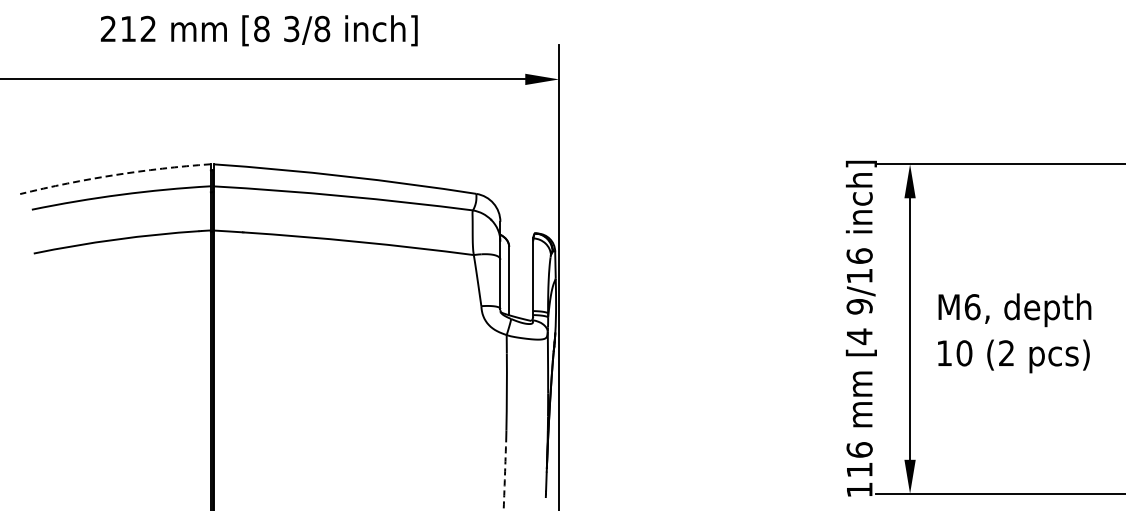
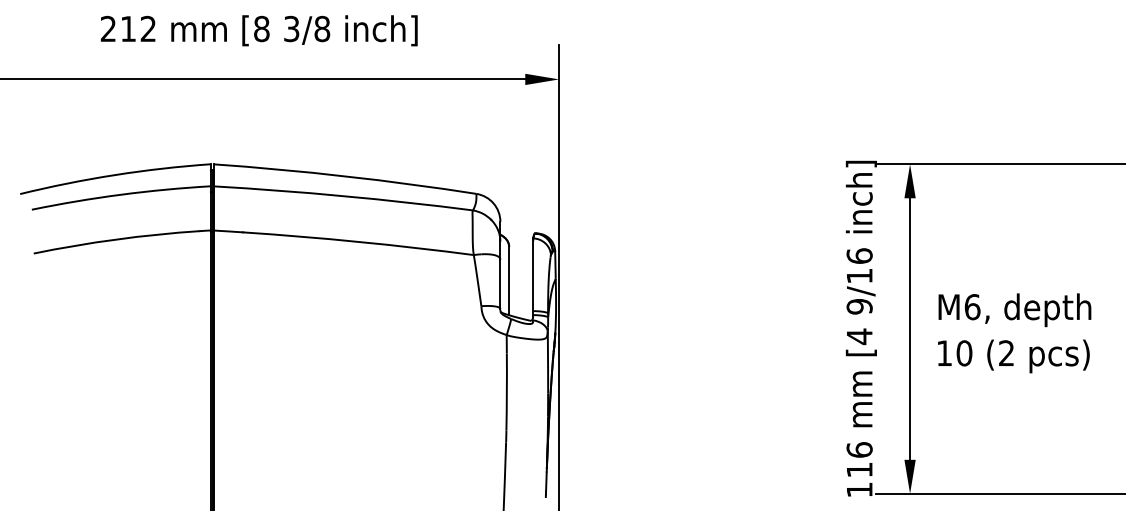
arc: dashed -> solid (114, 175)
arc: dashed -> solid (504, 476)
